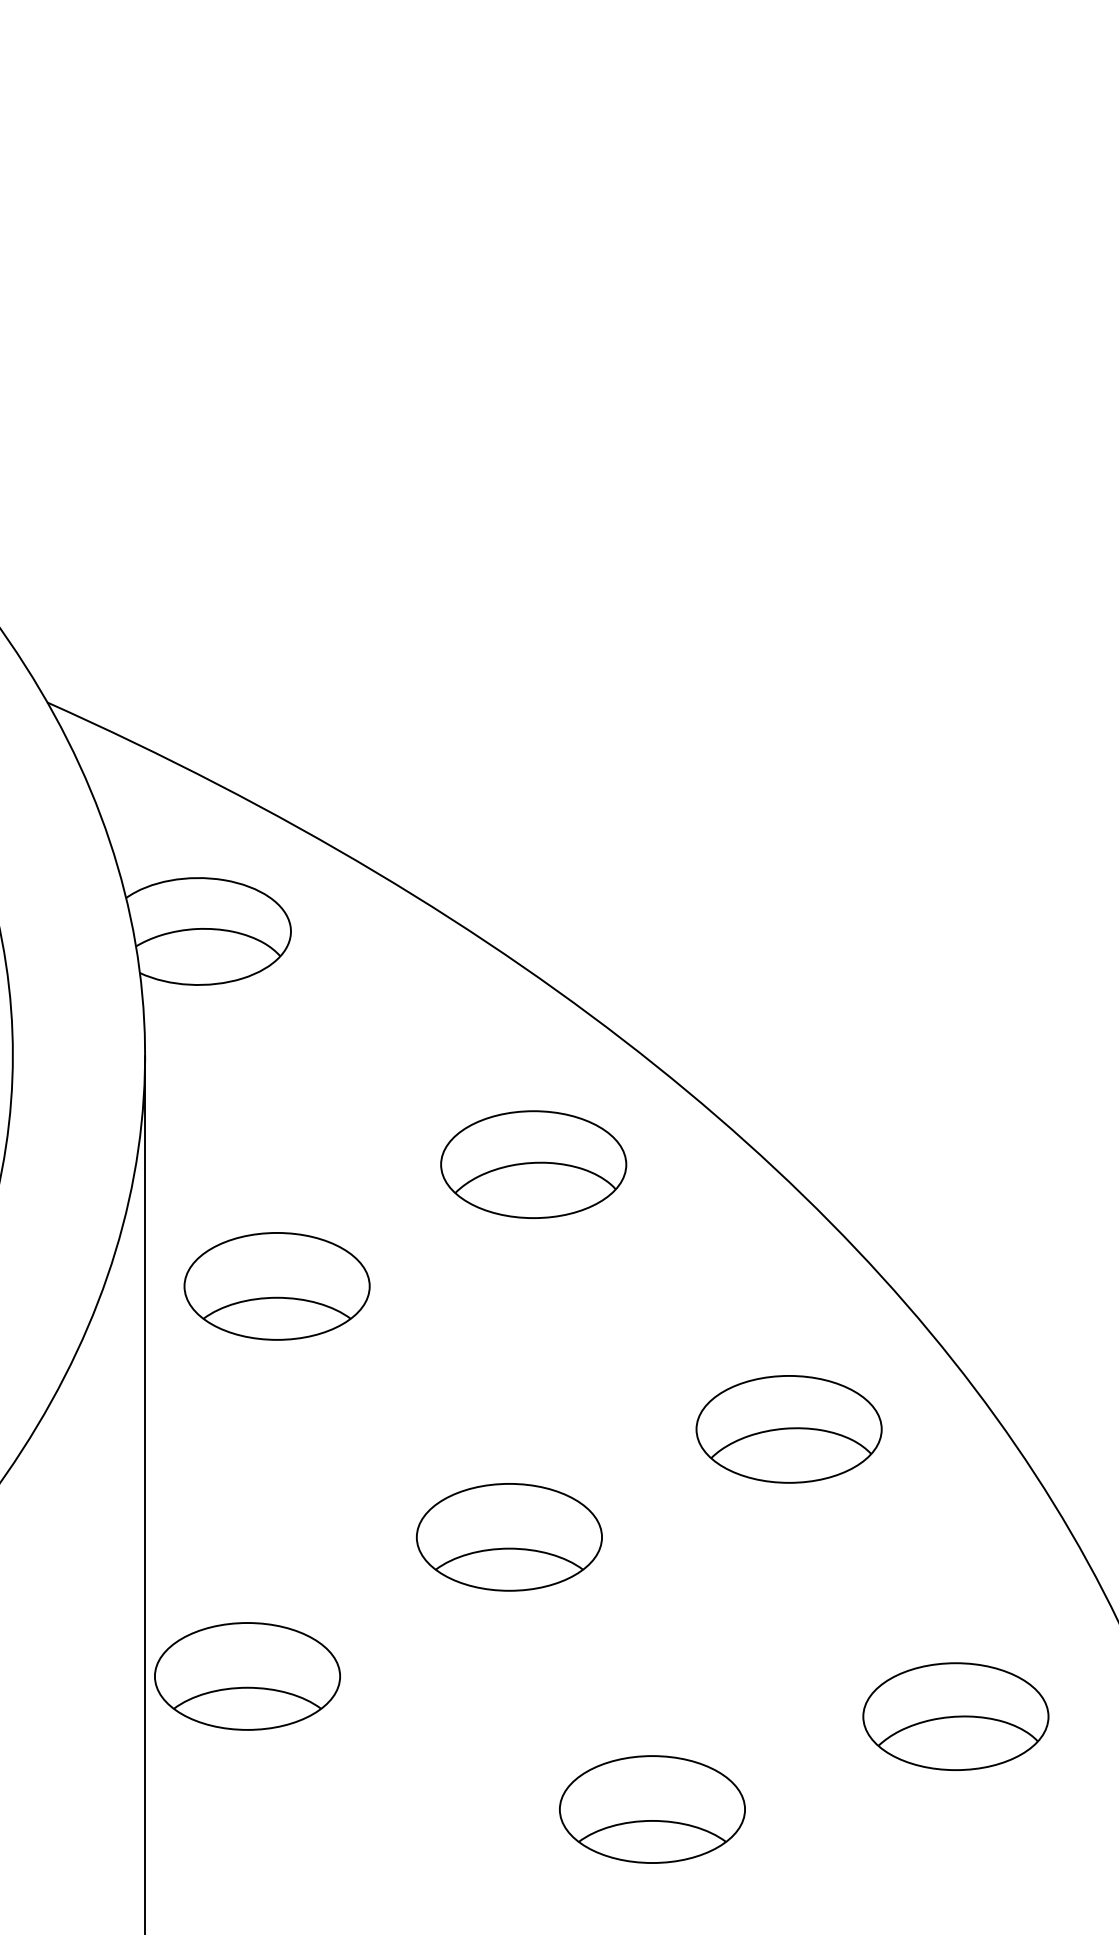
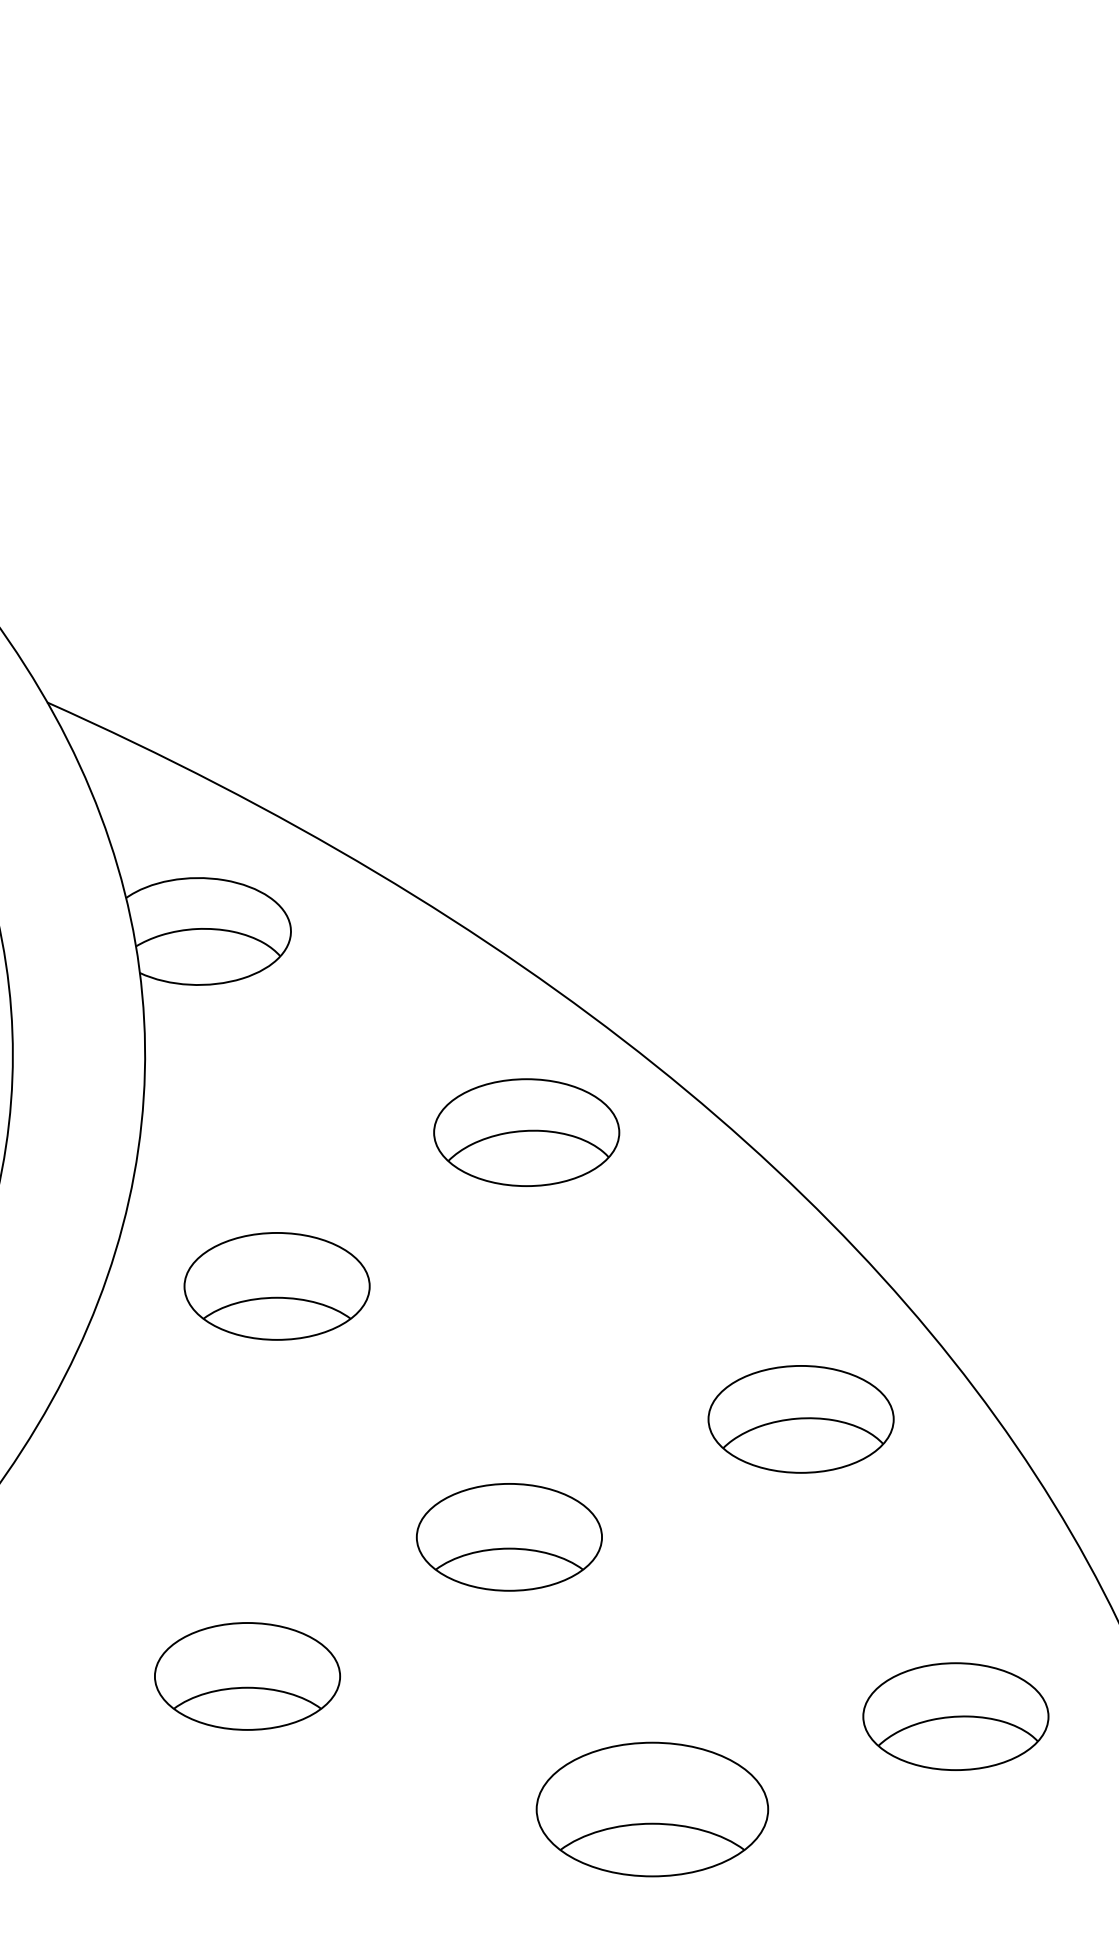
part position: (533, 1164) -> (526, 1132) (526, 1132)
part position: (788, 1429) -> (800, 1419) (800, 1419)
line: present -> none (145, 1493)
part size: 187x109 px -> 235x137 px (652, 1809)
